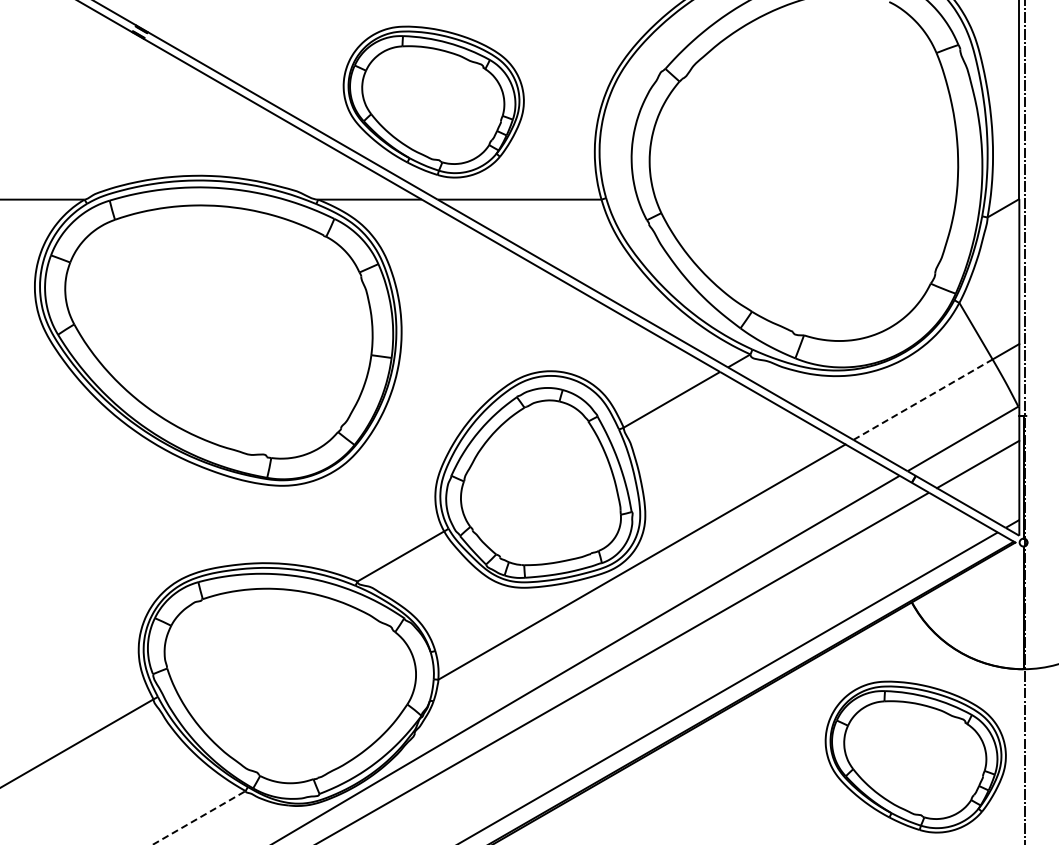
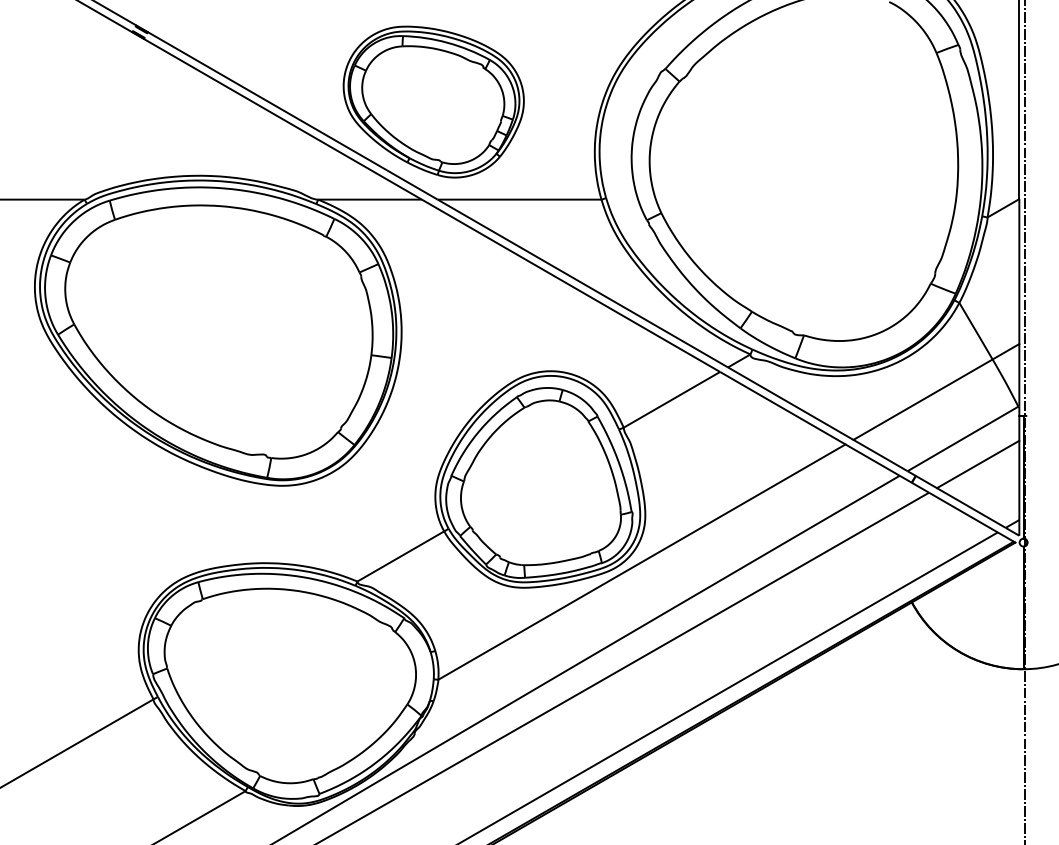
line: dashed -> solid (923, 399)
part: present -> none (915, 756)
line: dashed -> solid (199, 817)
